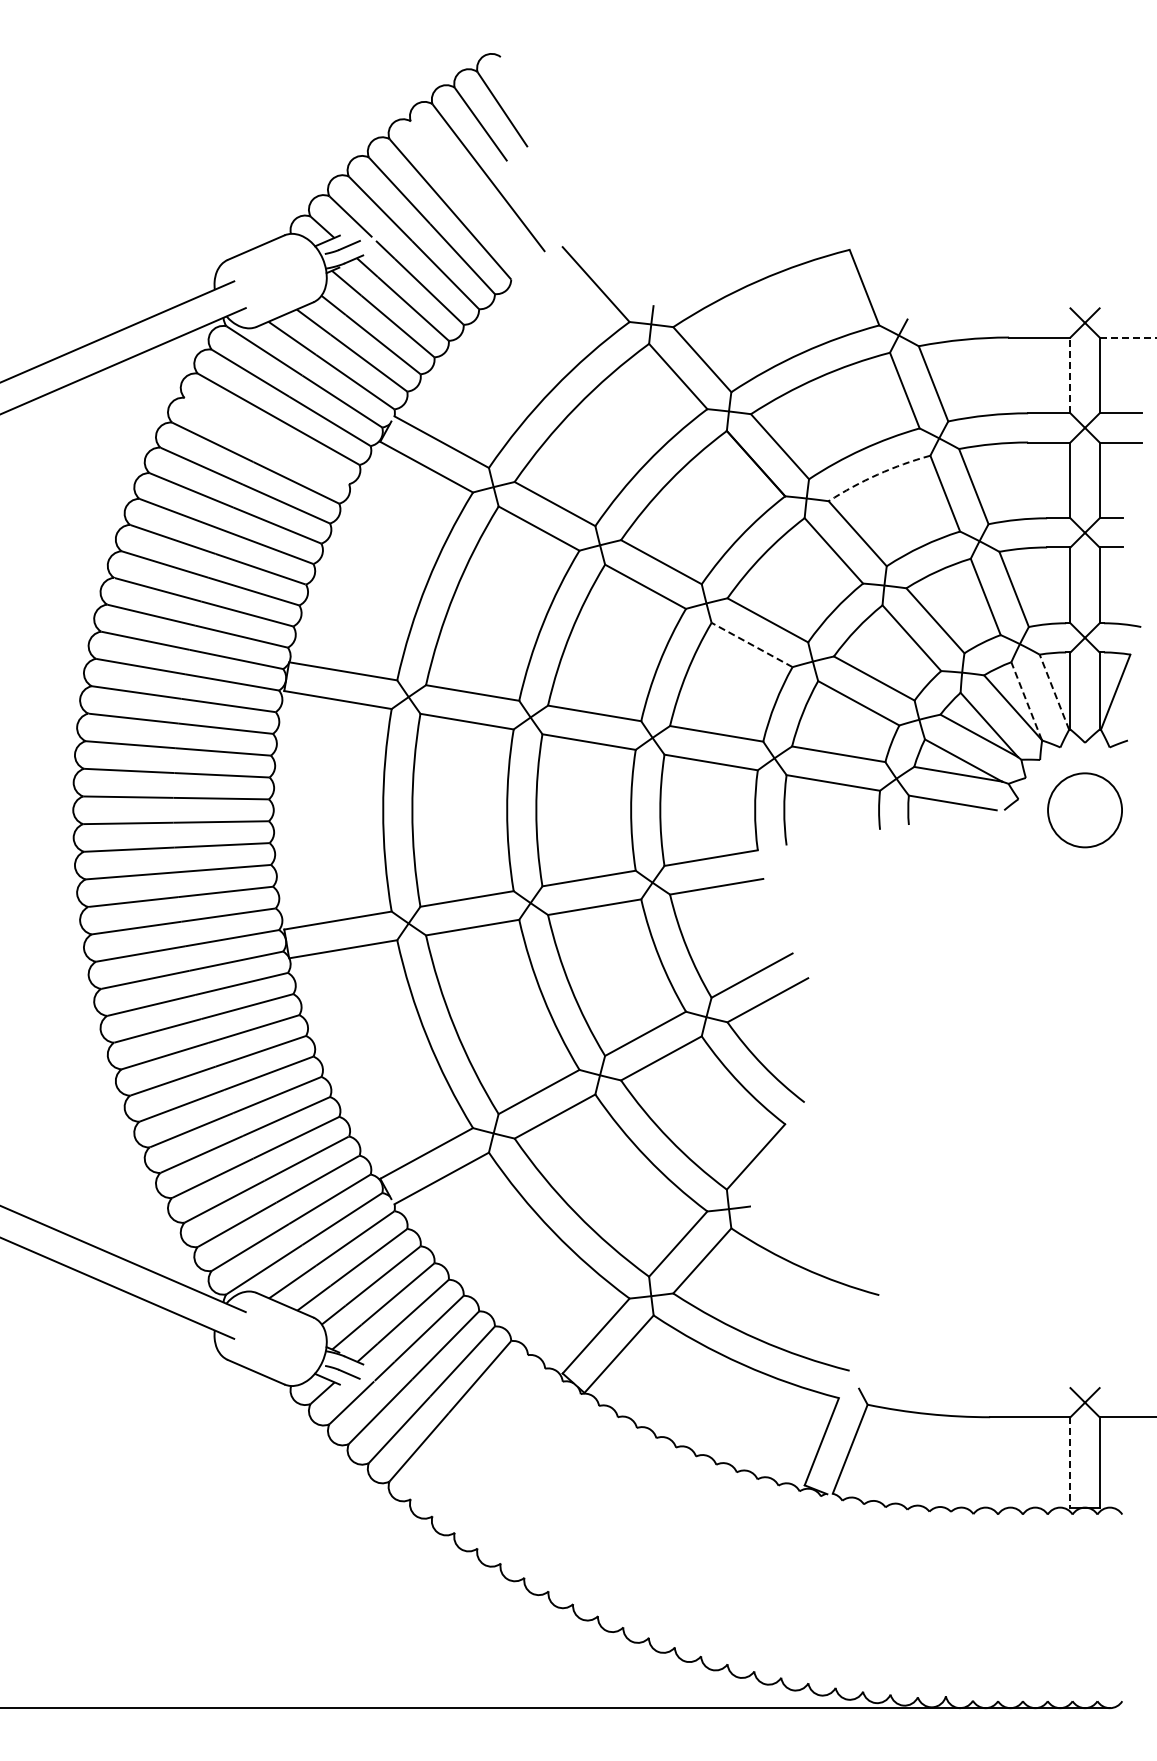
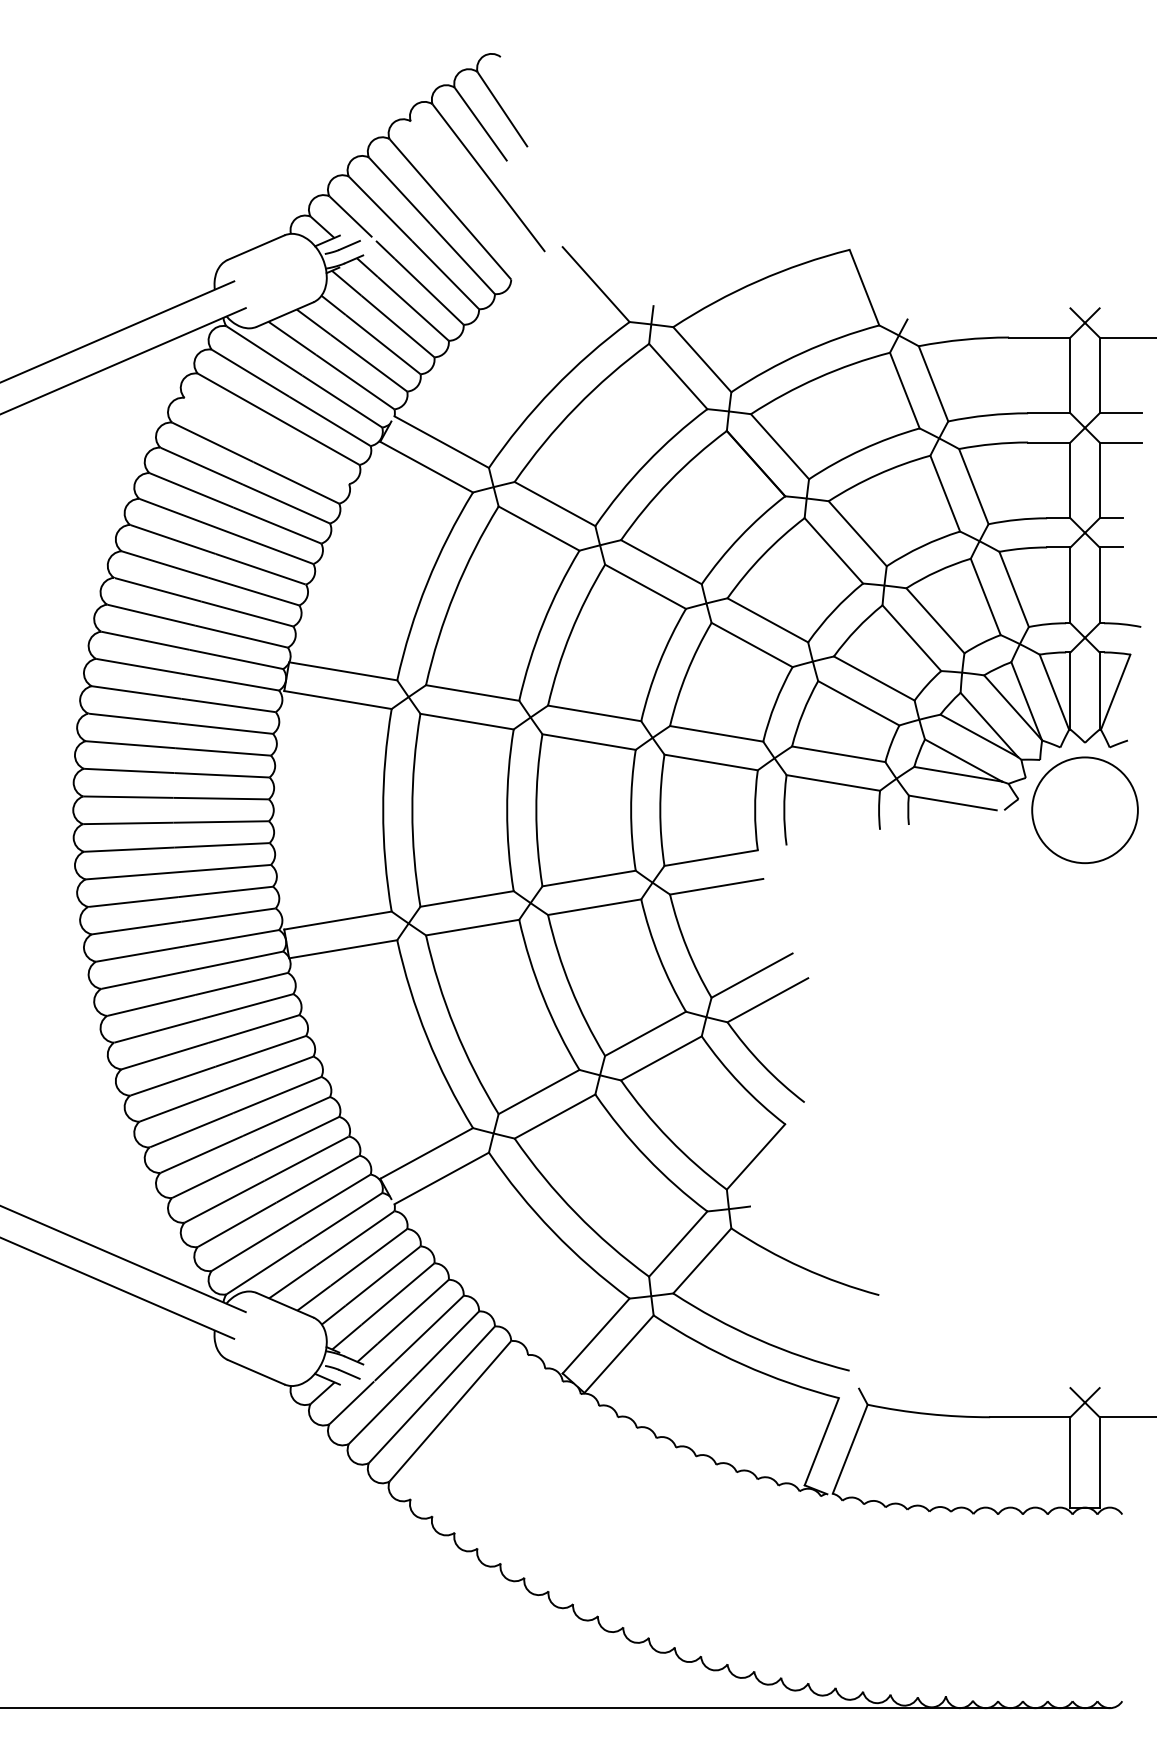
line: dashed -> solid (1128, 337)
line: dashed -> solid (1070, 375)
arc: dashed -> solid (877, 474)
line: dashed -> solid (751, 644)
line: dashed -> solid (1054, 691)
line: dashed -> solid (1026, 701)
circle size: 76x77 px -> 108x109 px (1084, 810)
line: dashed -> solid (1070, 1462)
